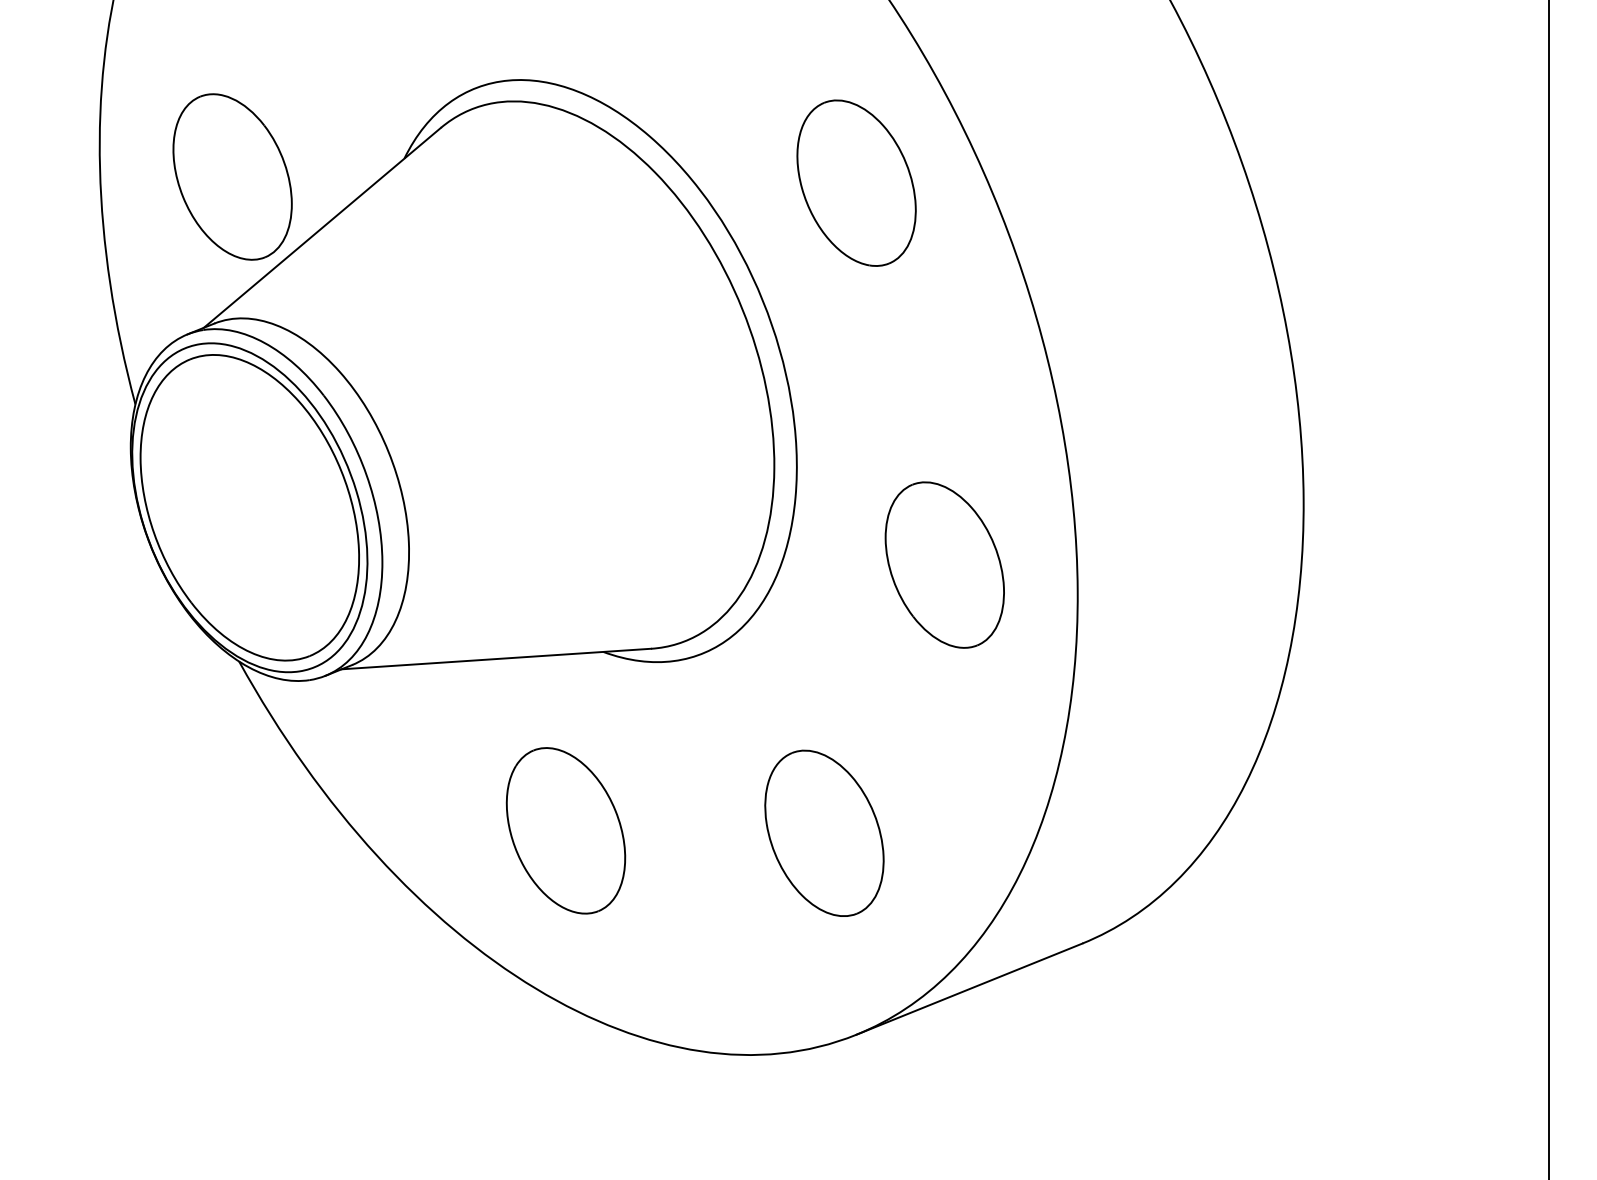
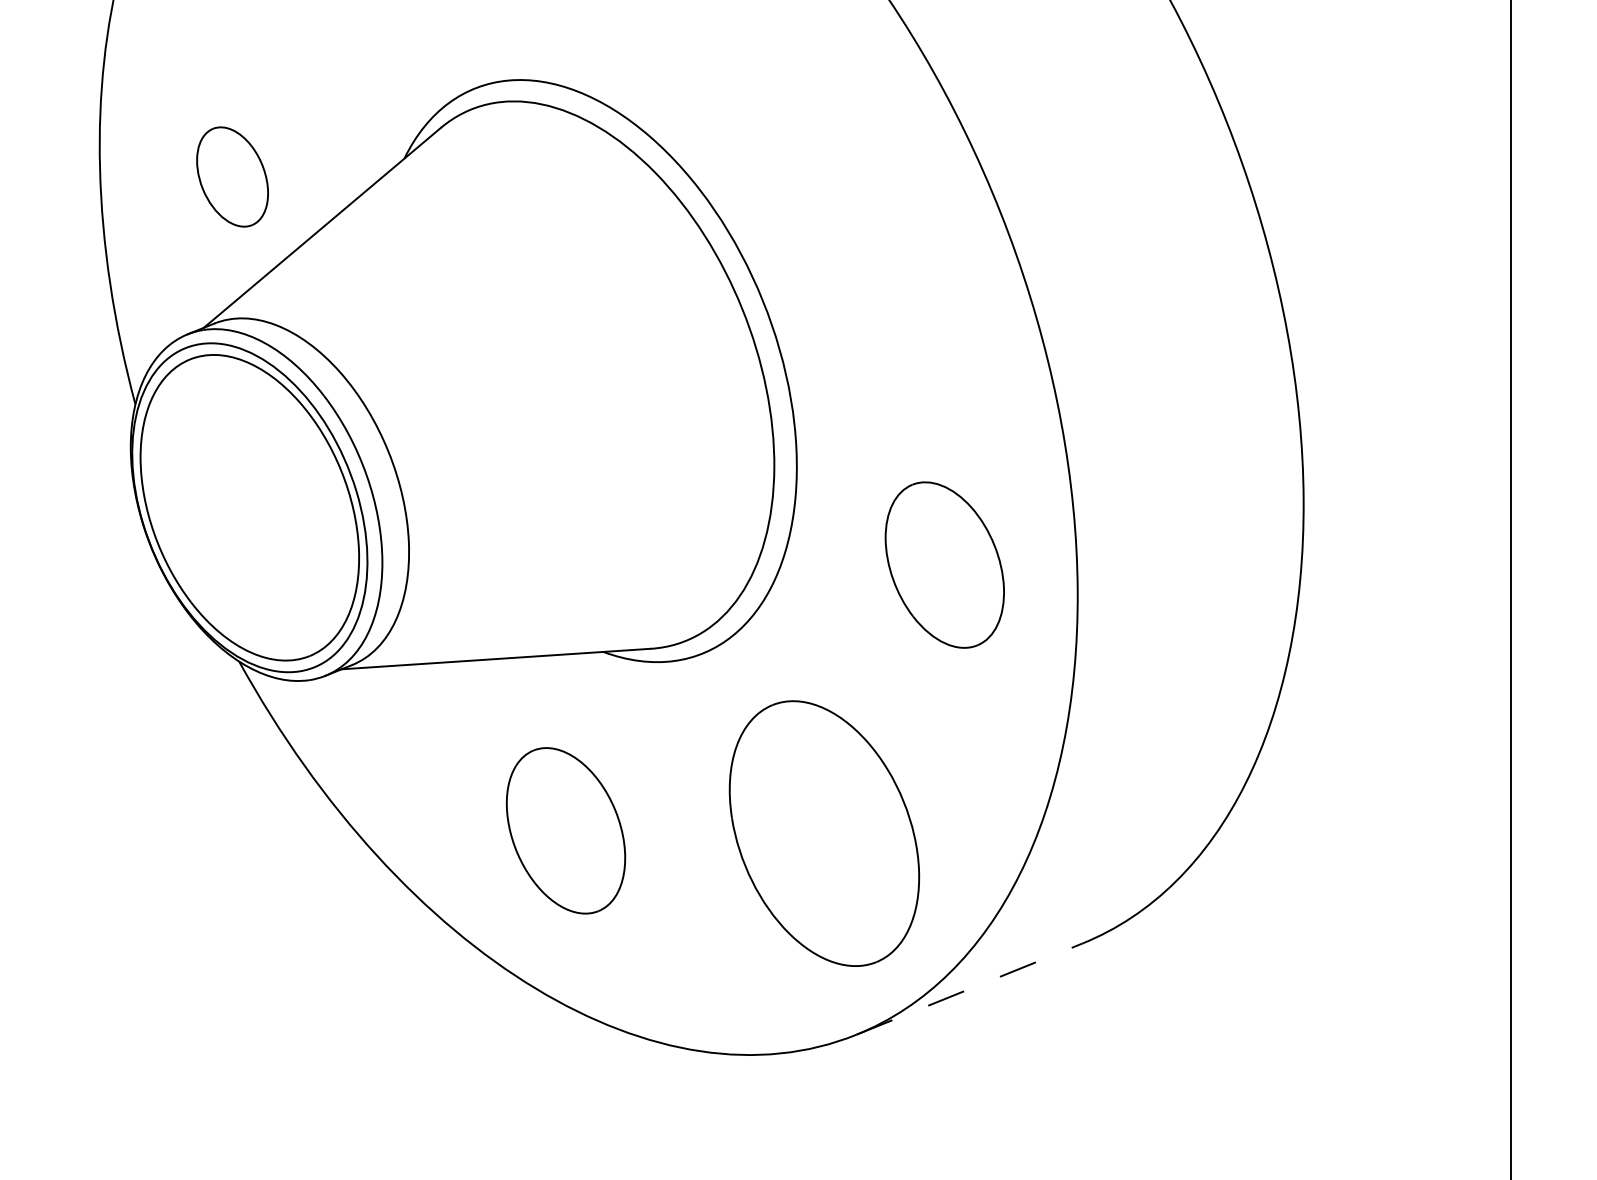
part size: 121x168 px -> 73x102 px (232, 176)
part: present -> none (856, 182)
line position: (1549, 589) -> (1511, 589) (1511, 589)
part size: 121x168 px -> 193x267 px (824, 833)
line: solid -> dashed (969, 989)
